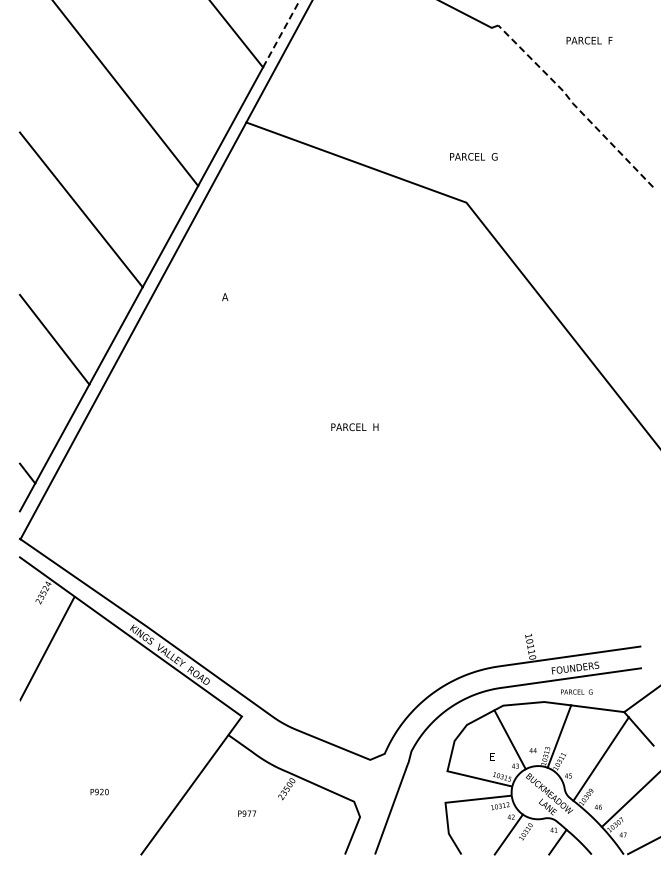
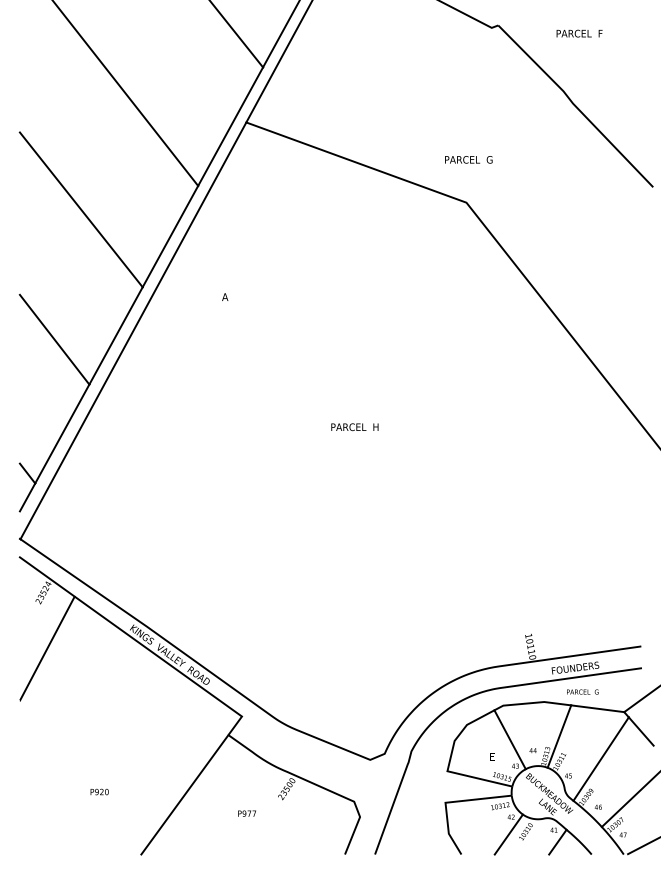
line: dashed -> solid (281, 33)
text position: (589, 40) -> (579, 33) (579, 33)
line: dashed -> solid (574, 105)
text position: (473, 156) -> (468, 159) (468, 159)
text position: (576, 691) -> (582, 691) (582, 691)
